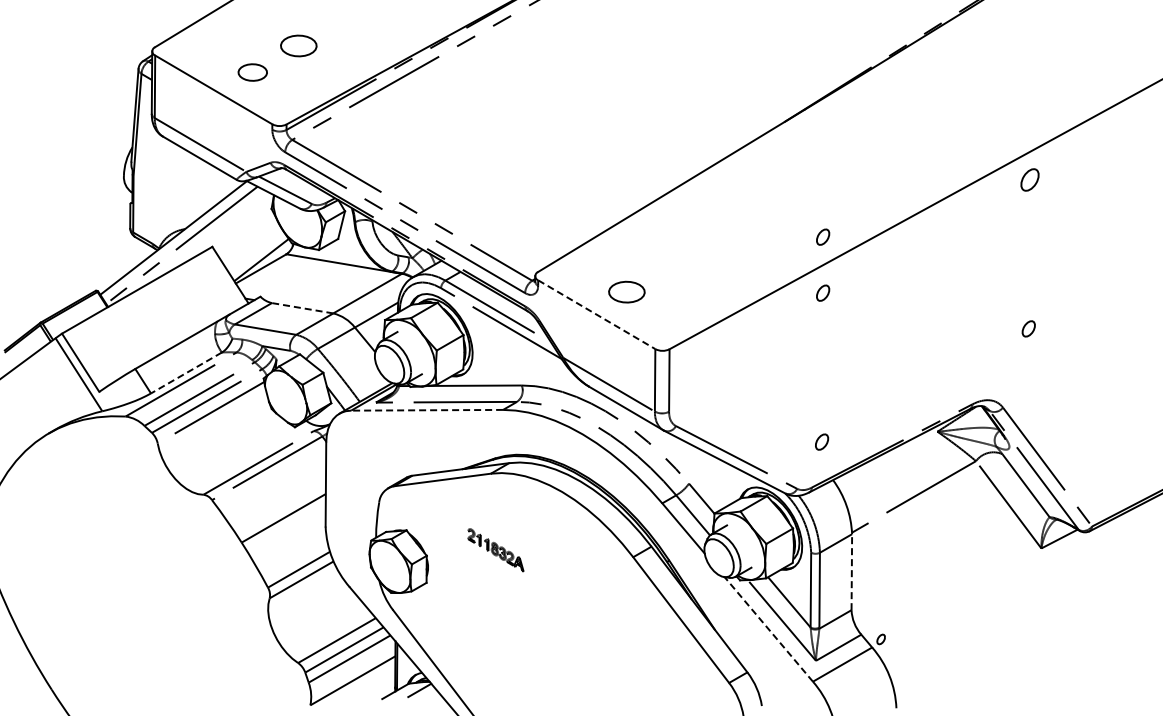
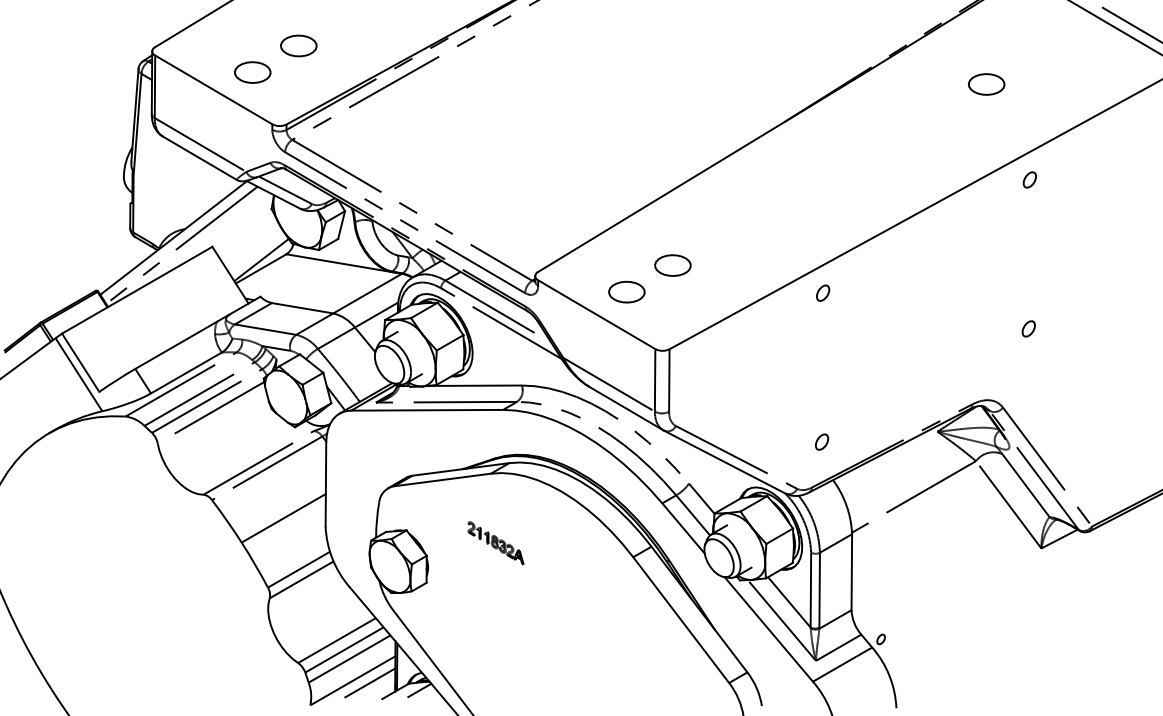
line: none -> present (1126, 21)
line: none -> present (1115, 27)
part size: 31x19 px -> 38x23 px (252, 72)
part: none -> present (986, 84)
part size: 20x24 px -> 15x18 px (1029, 179)
part: present -> none (823, 236)
part: none -> present (672, 265)
line: dashed -> solid (302, 308)
line: dashed -> solid (596, 314)
line: dashed -> solid (186, 373)
line: dashed -> solid (427, 410)
part position: (495, 550) -> (495, 543) (495, 543)
line: dashed -> solid (851, 572)
line: dashed -> solid (768, 629)
line: none -> present (370, 682)
